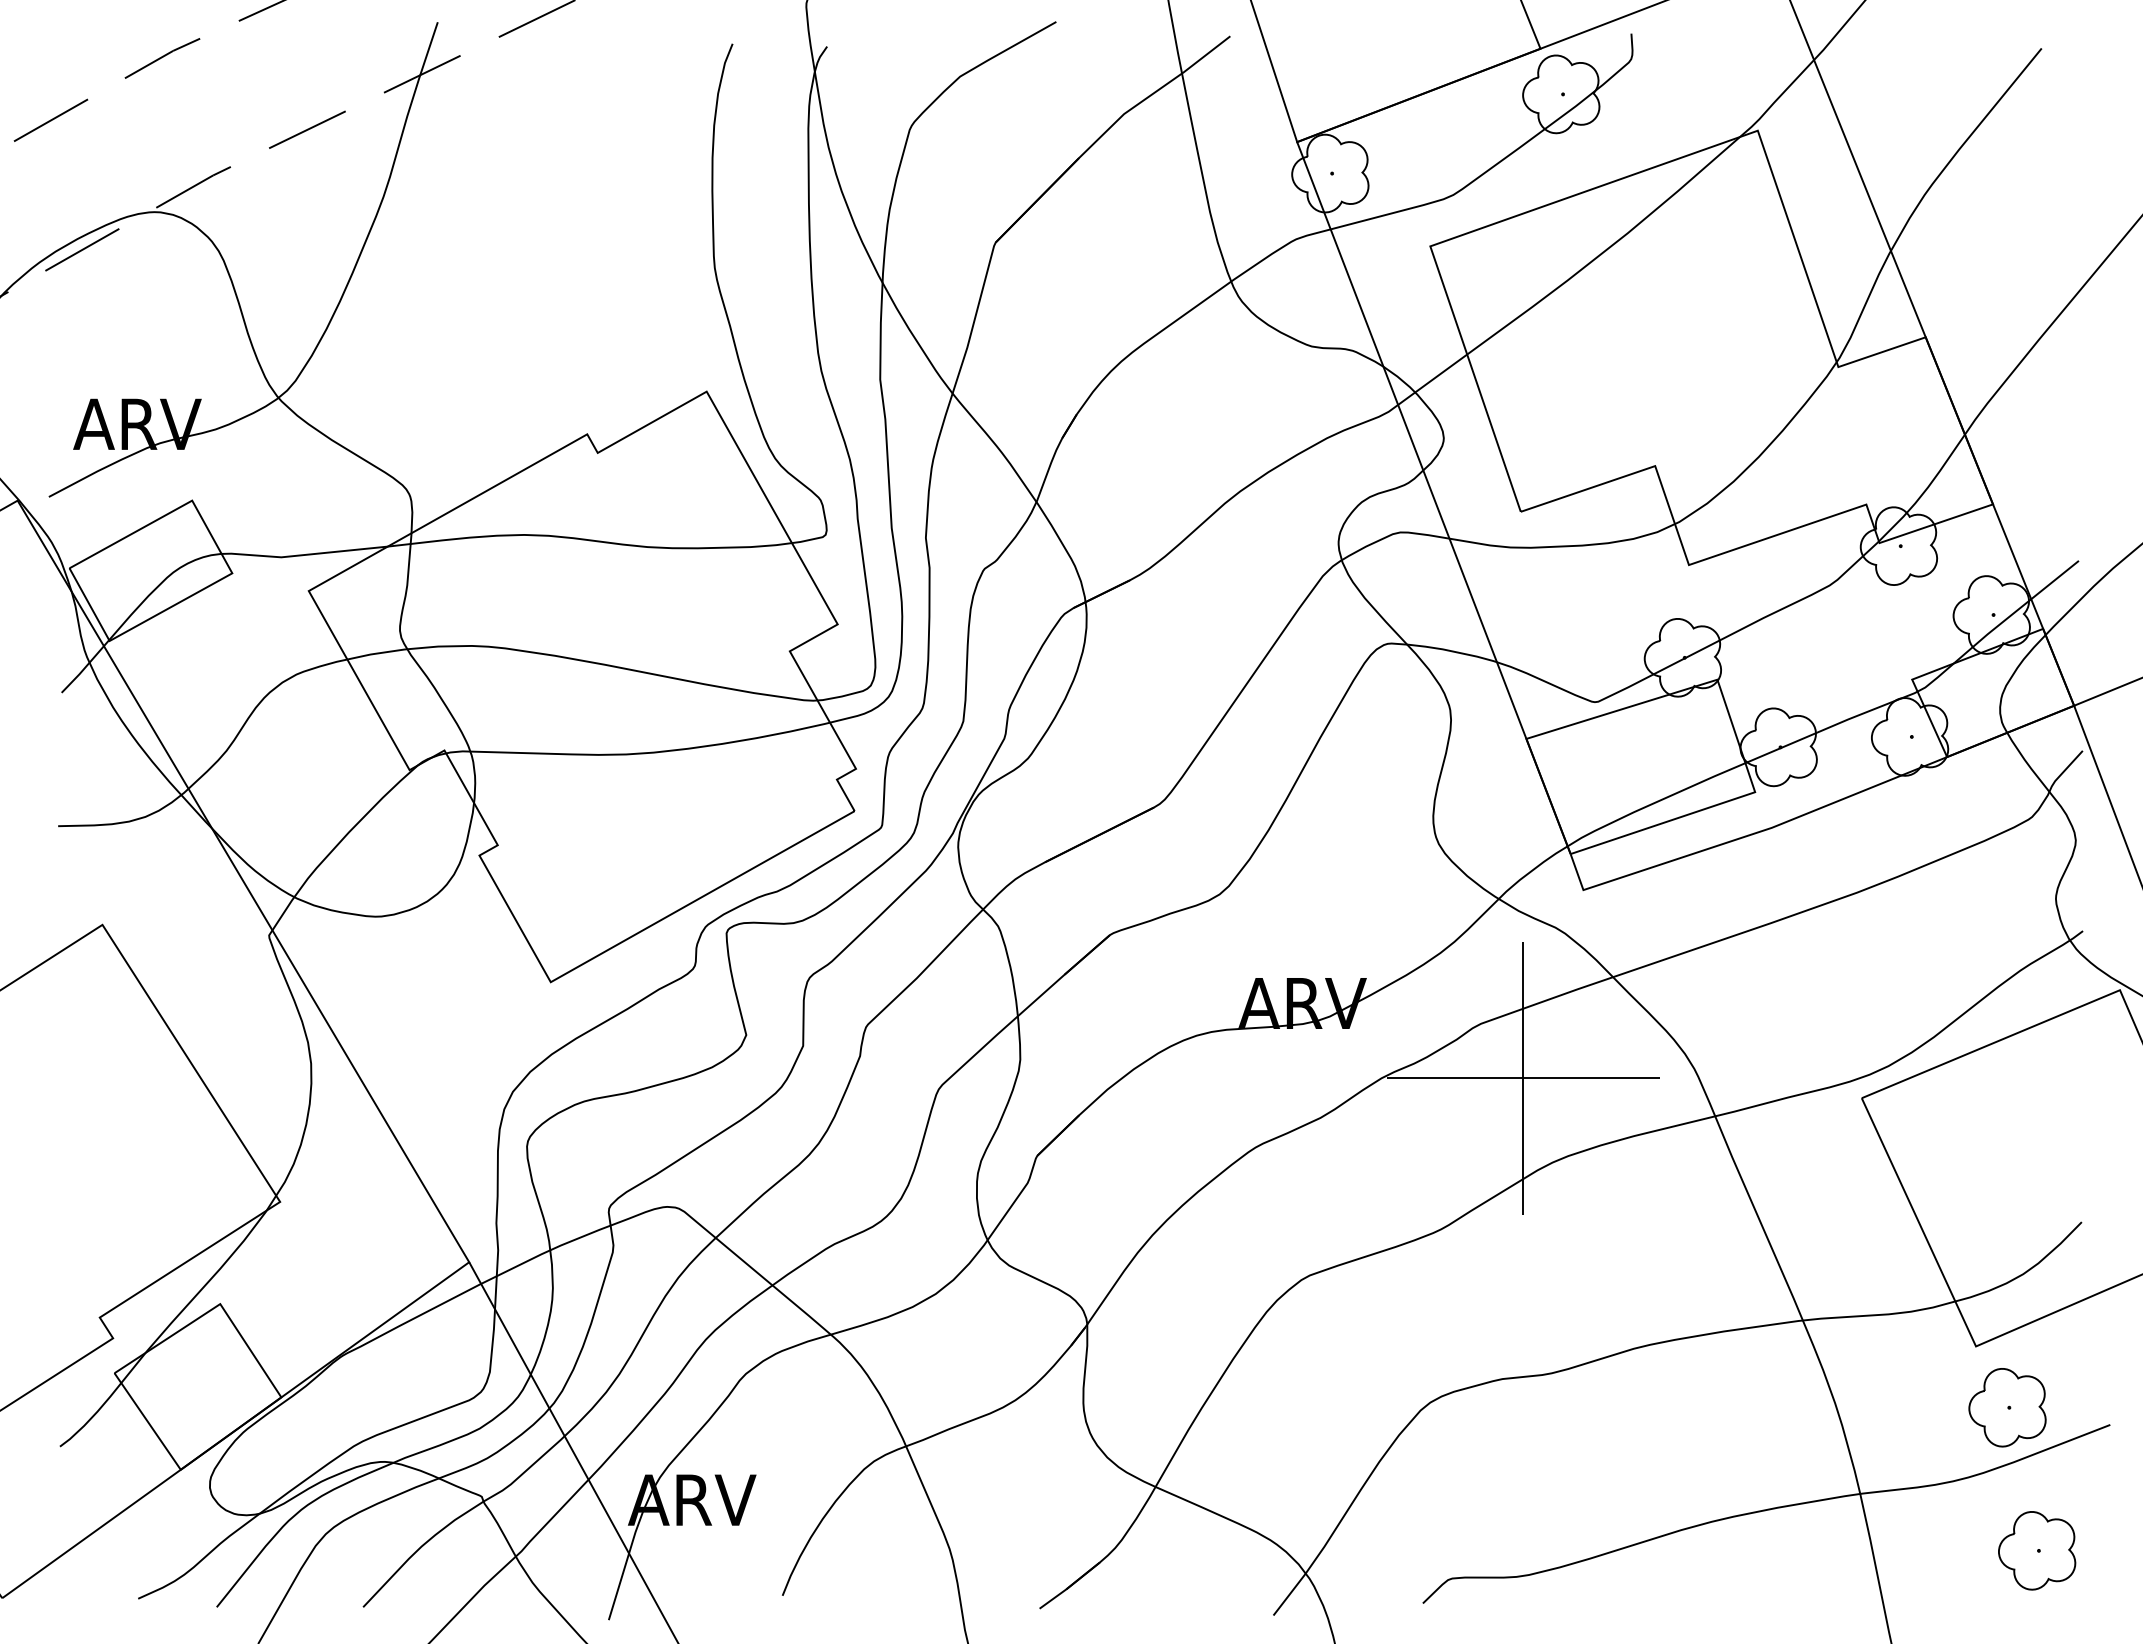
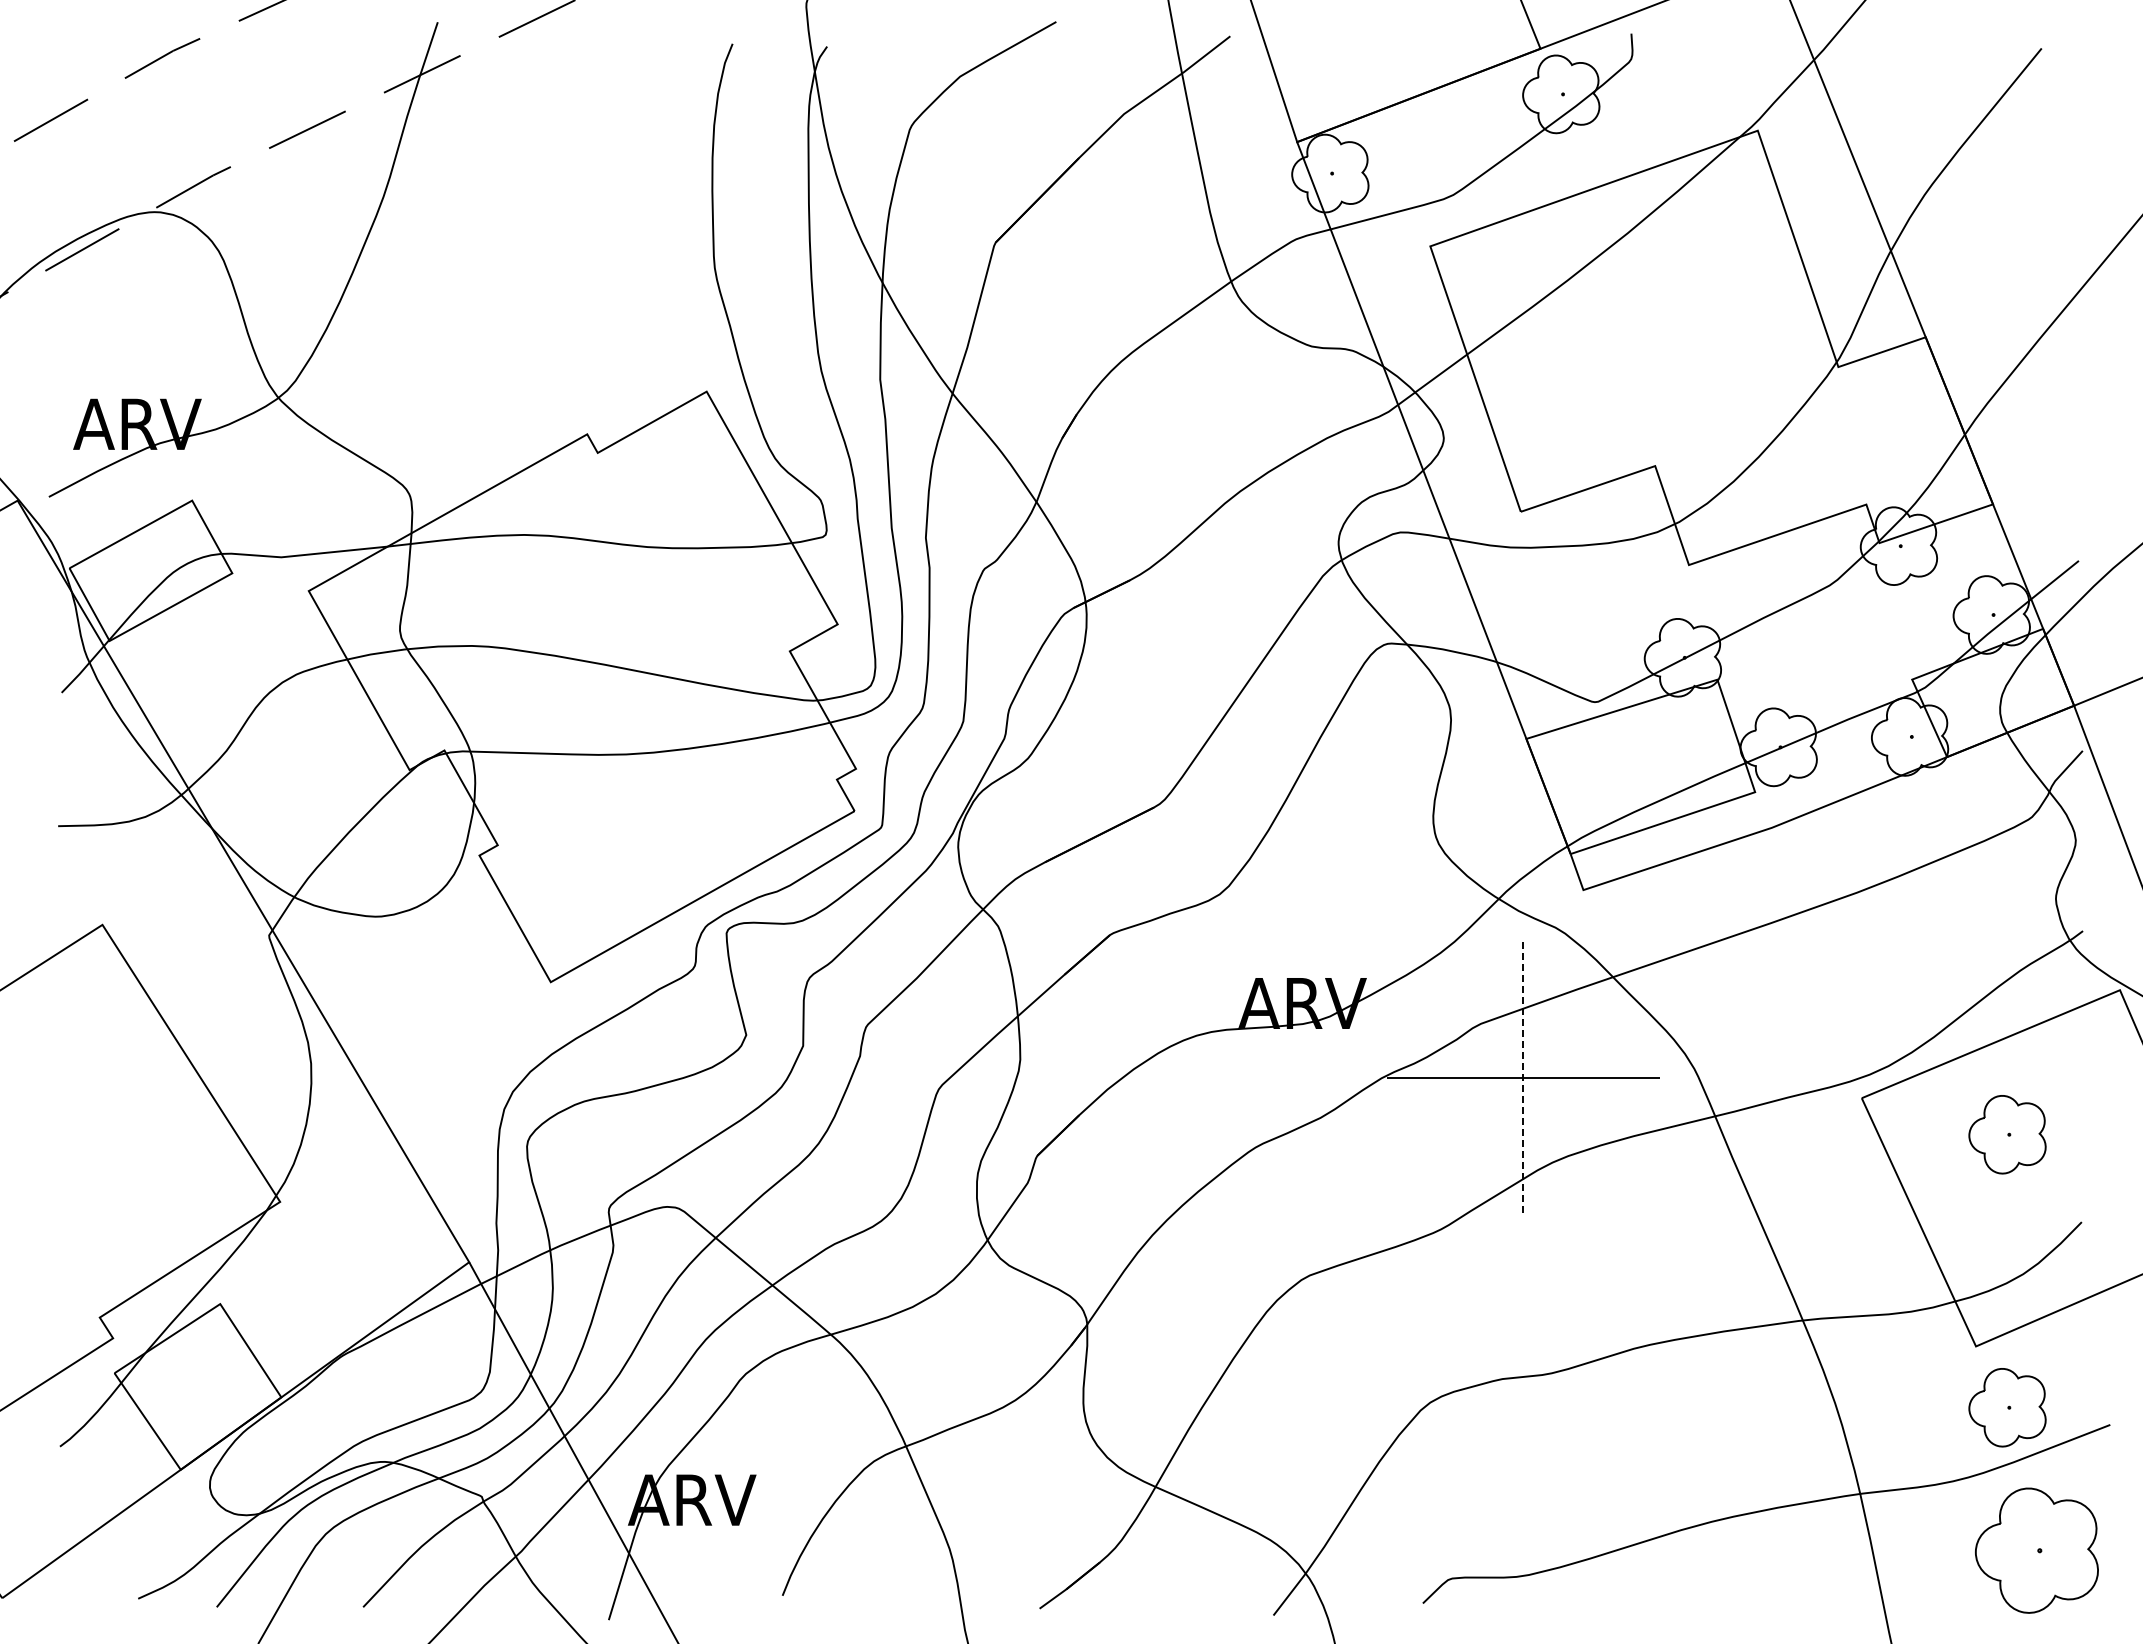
line: solid -> dashed (1523, 1078)
part: none -> present (2007, 1134)
part size: 79x80 px -> 124x127 px (2036, 1550)
